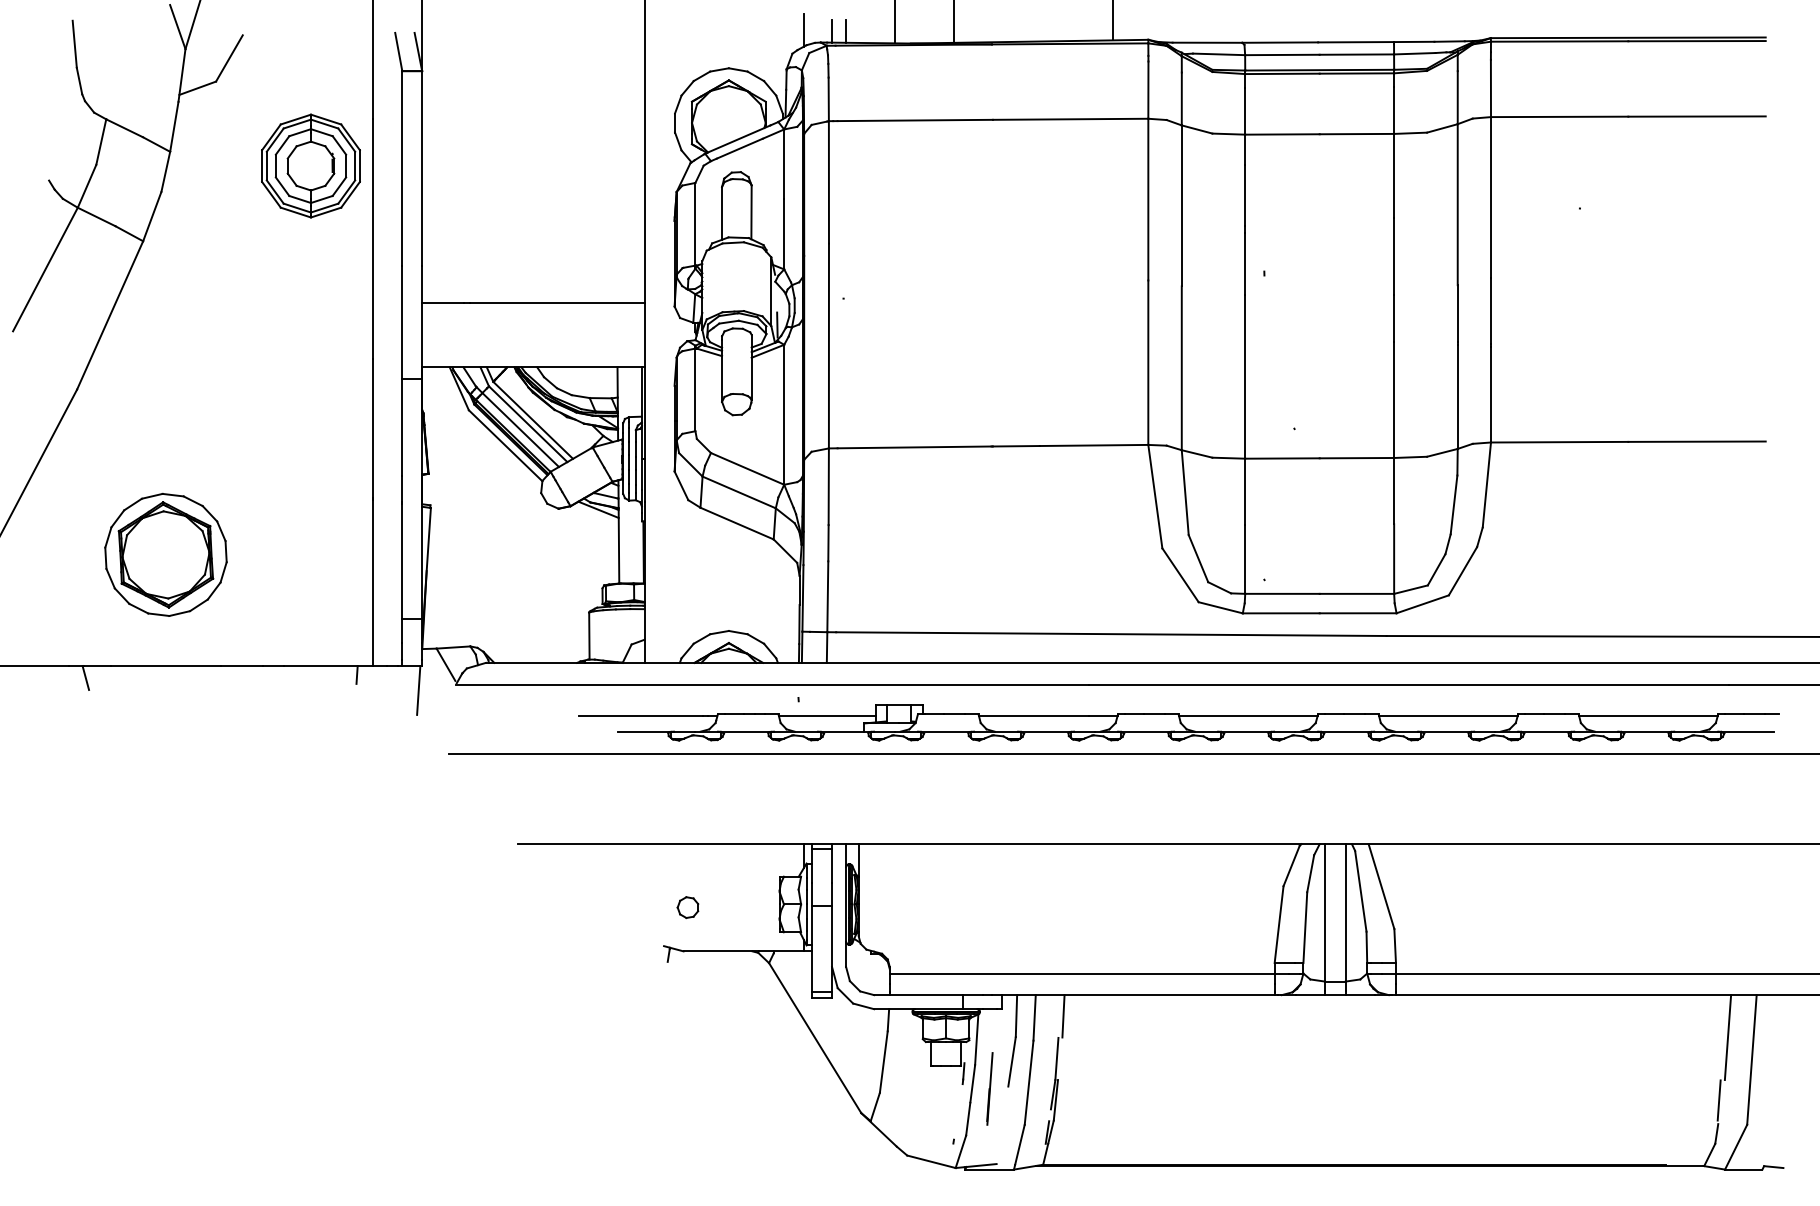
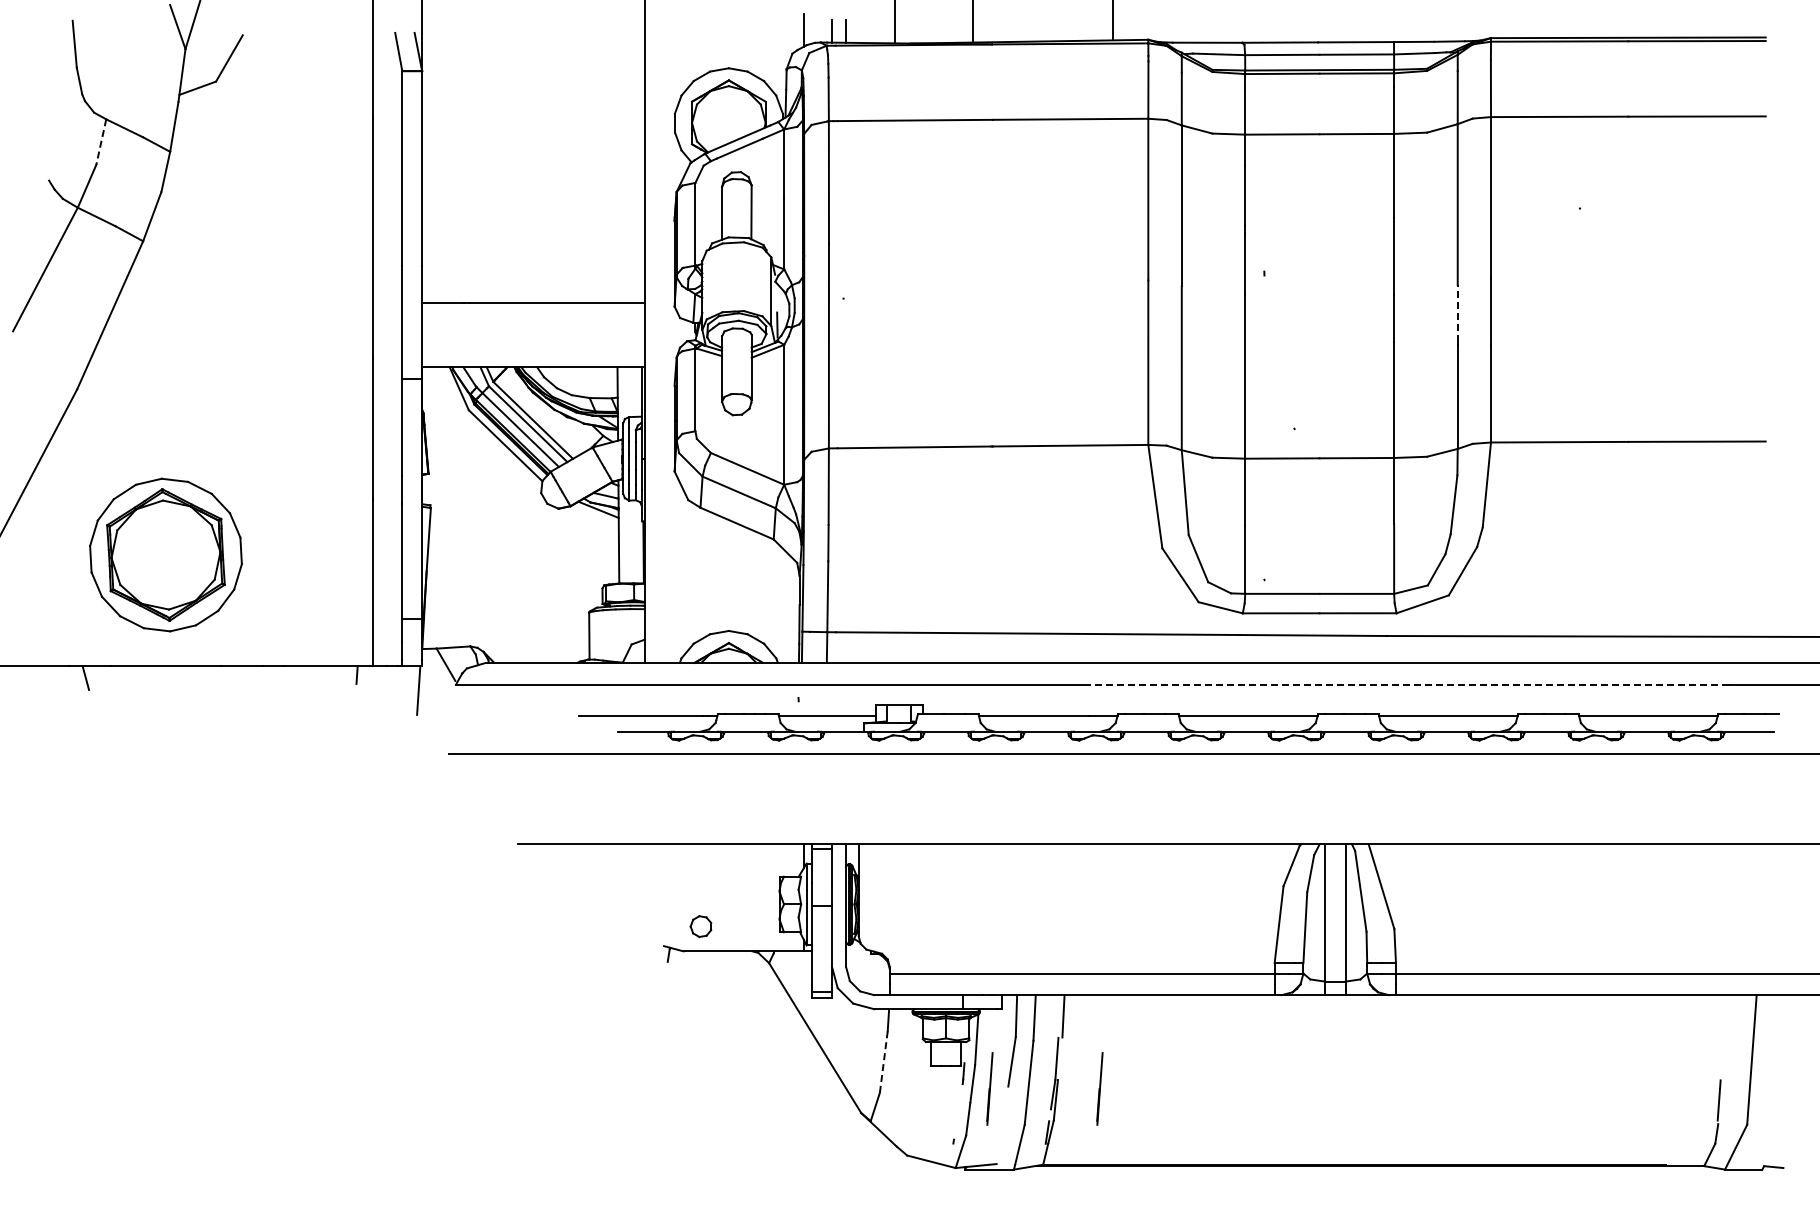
line position: (954, 22) -> (973, 22) (973, 22)
line: solid -> dashed (101, 142)
part: present -> none (310, 165)
line: solid -> dashed (1457, 313)
part size: 124x125 px -> 154x156 px (165, 554)
line: solid -> dashed (1408, 684)
part position: (687, 907) -> (700, 926) (700, 926)
line: present -> none (1727, 1037)
line: solid -> dashed (883, 1061)
line: none -> present (1099, 1088)
